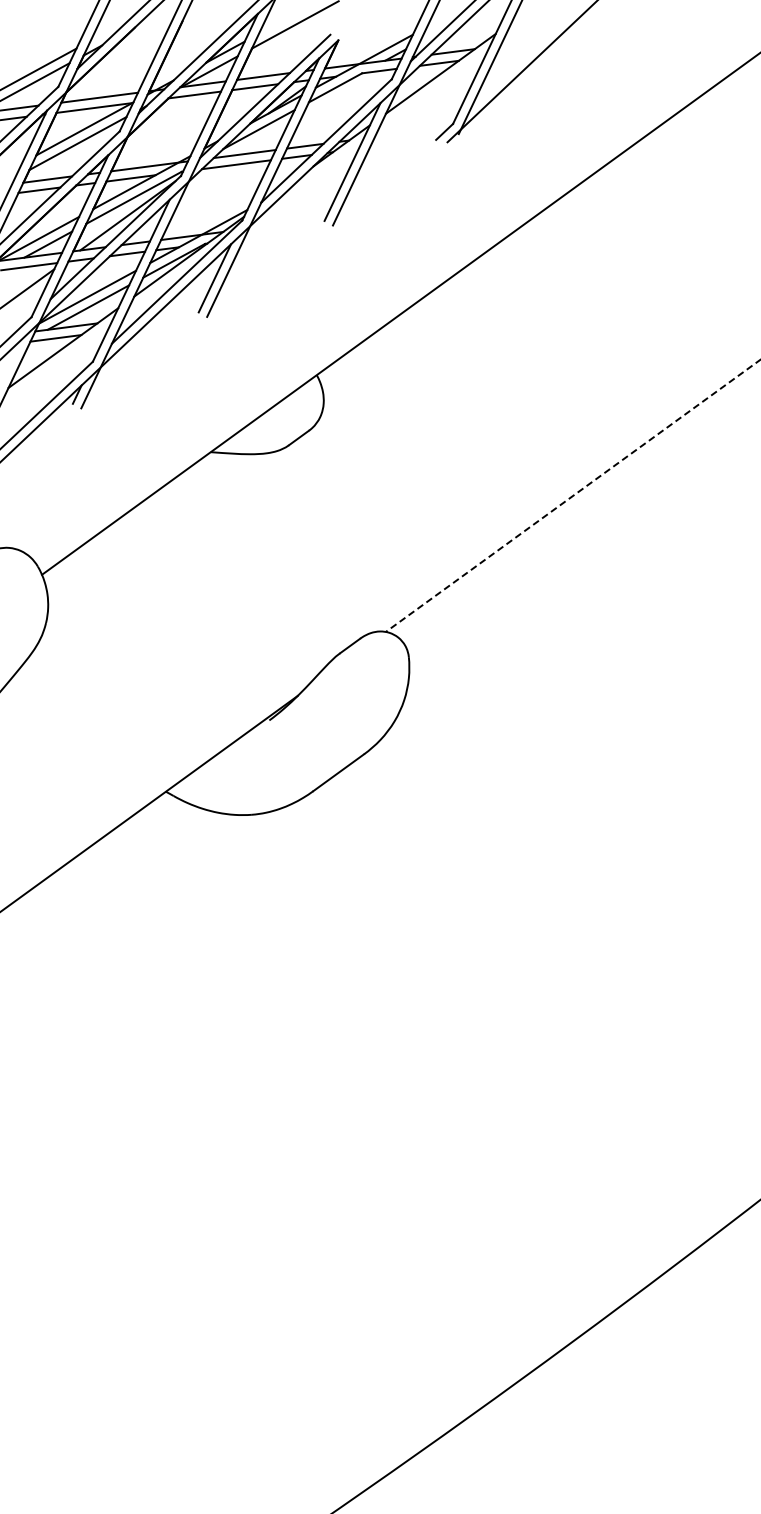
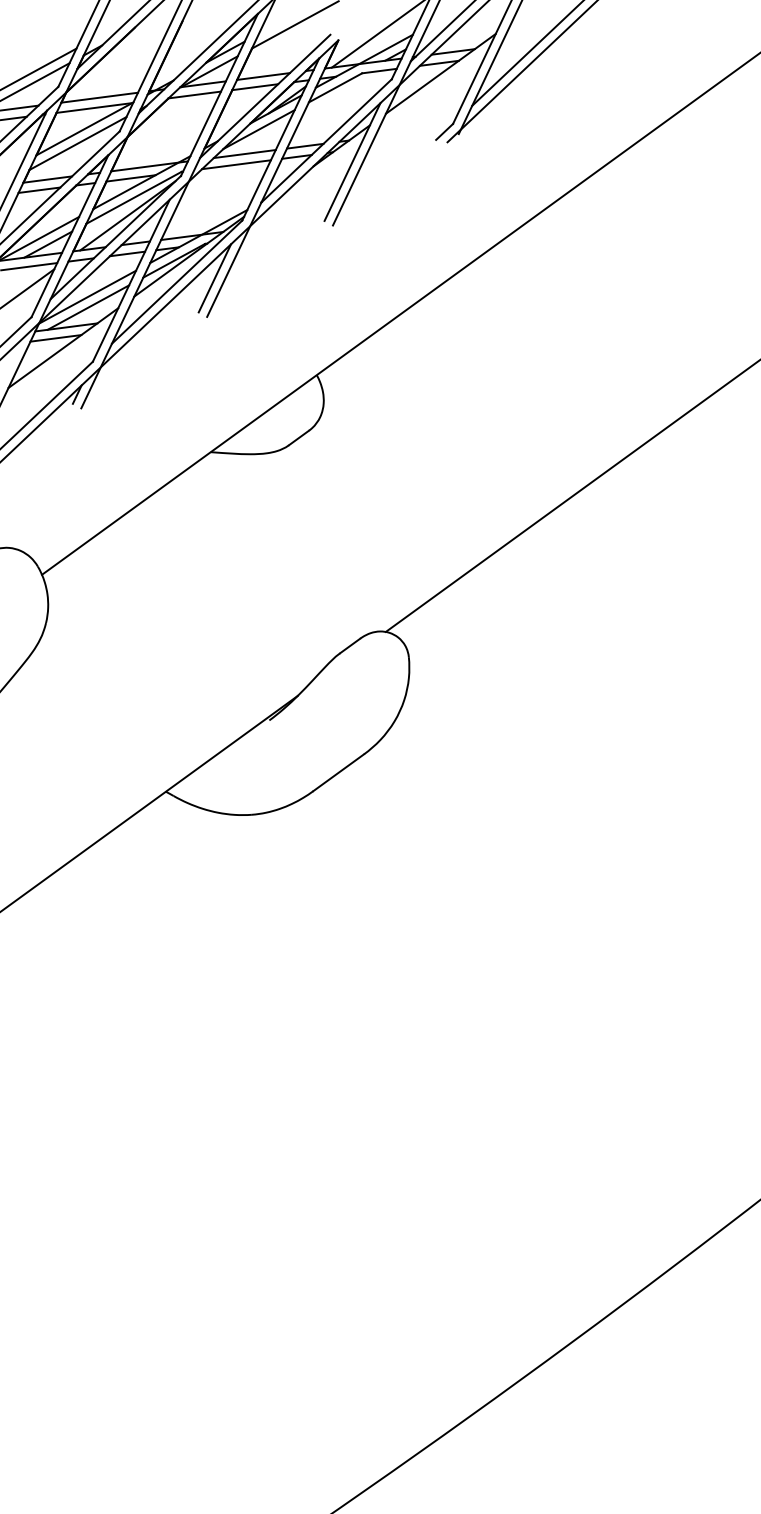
line: none -> present (376, 34)
line: none -> present (527, 53)
line: dashed -> solid (573, 495)
